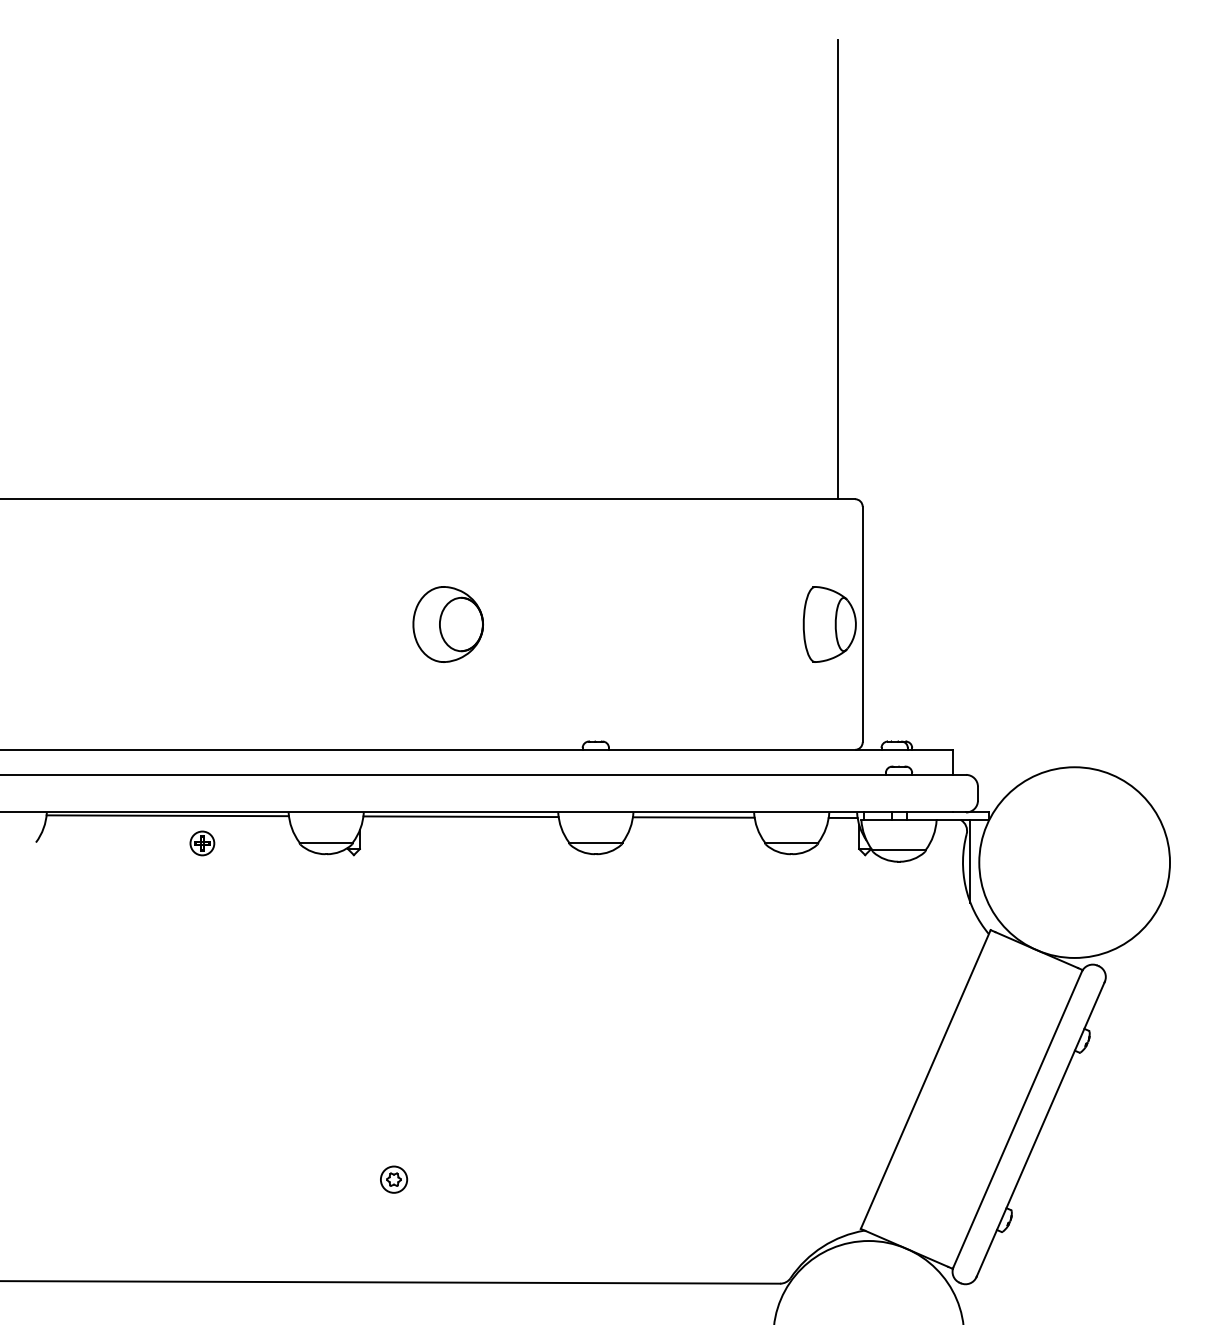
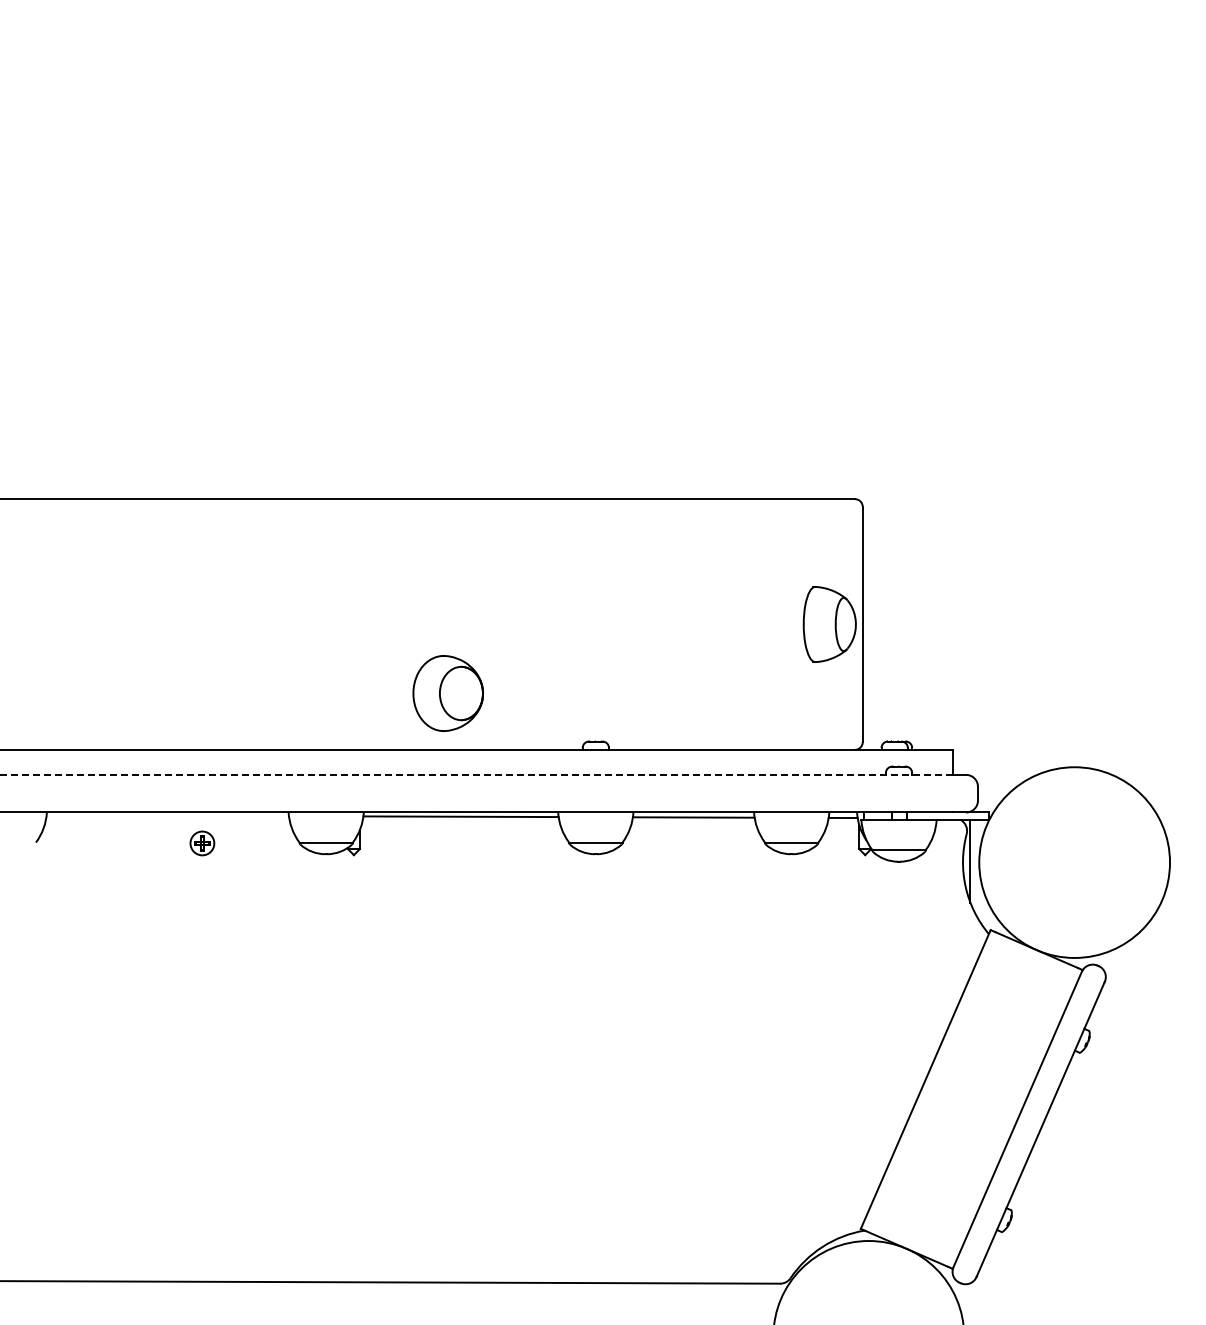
line: present -> none (837, 269)
part position: (447, 624) -> (447, 693) (447, 693)
line: solid -> dashed (476, 774)
line: present -> none (167, 815)
part: present -> none (394, 1179)
